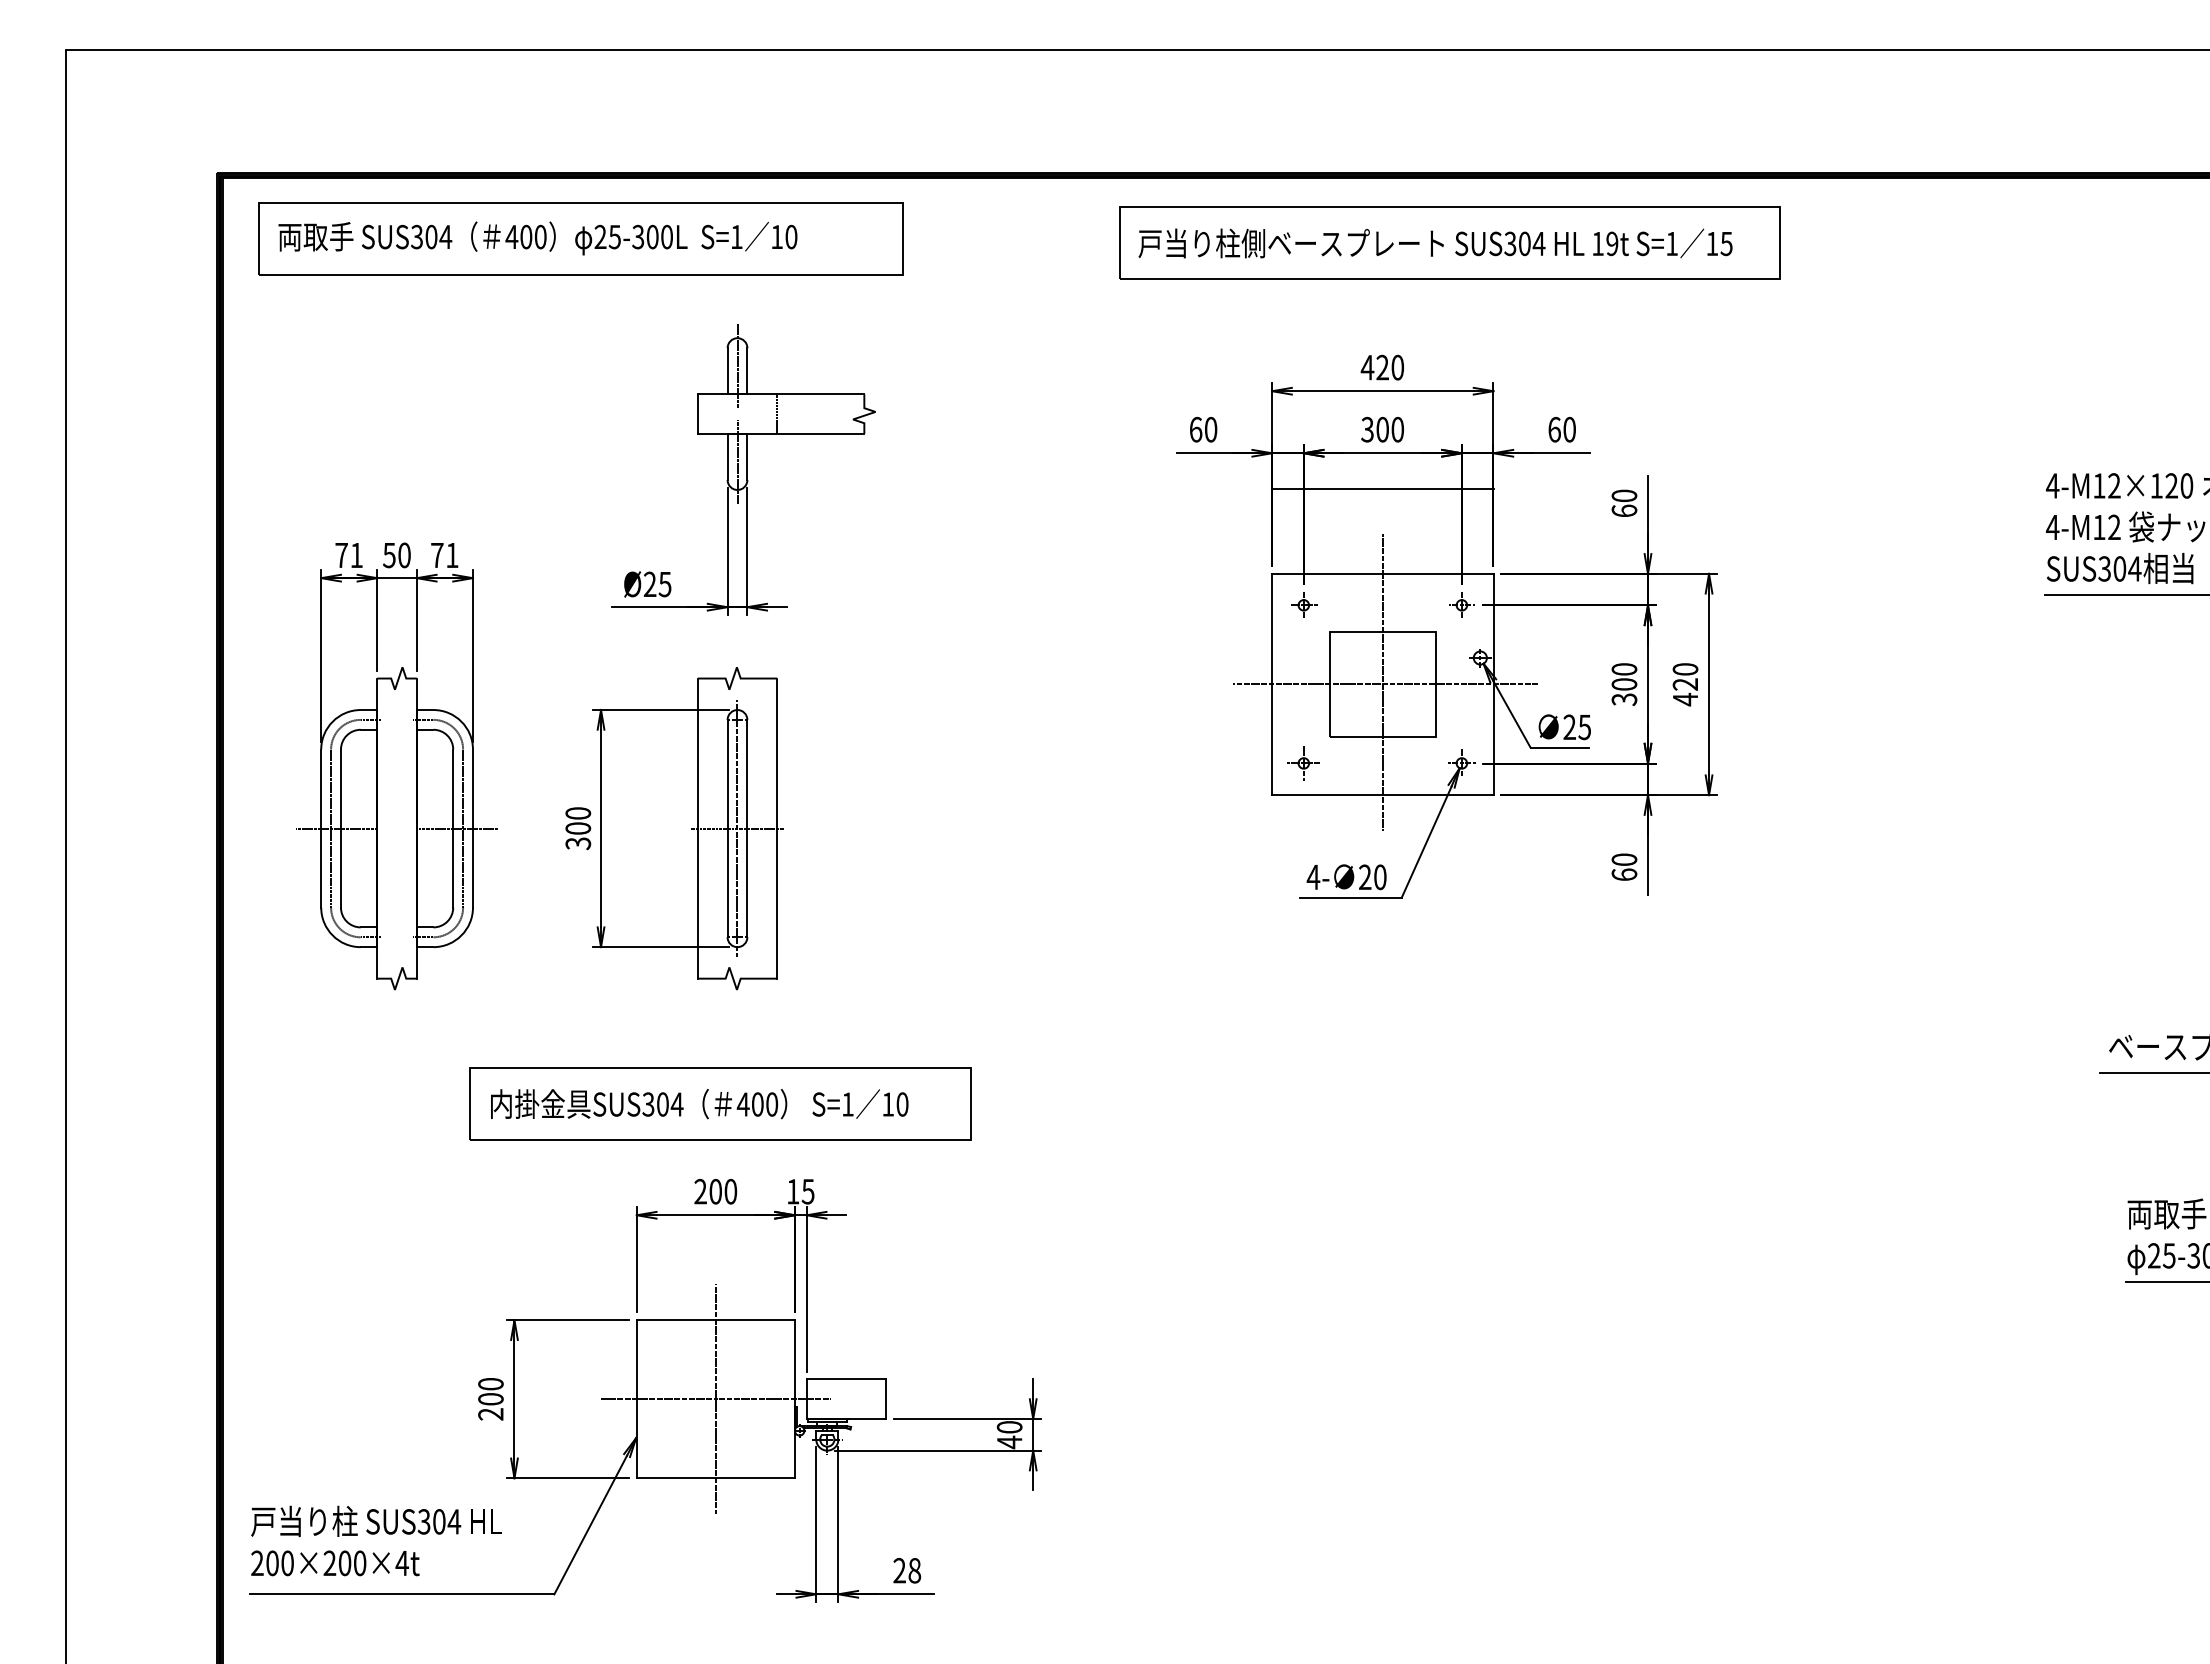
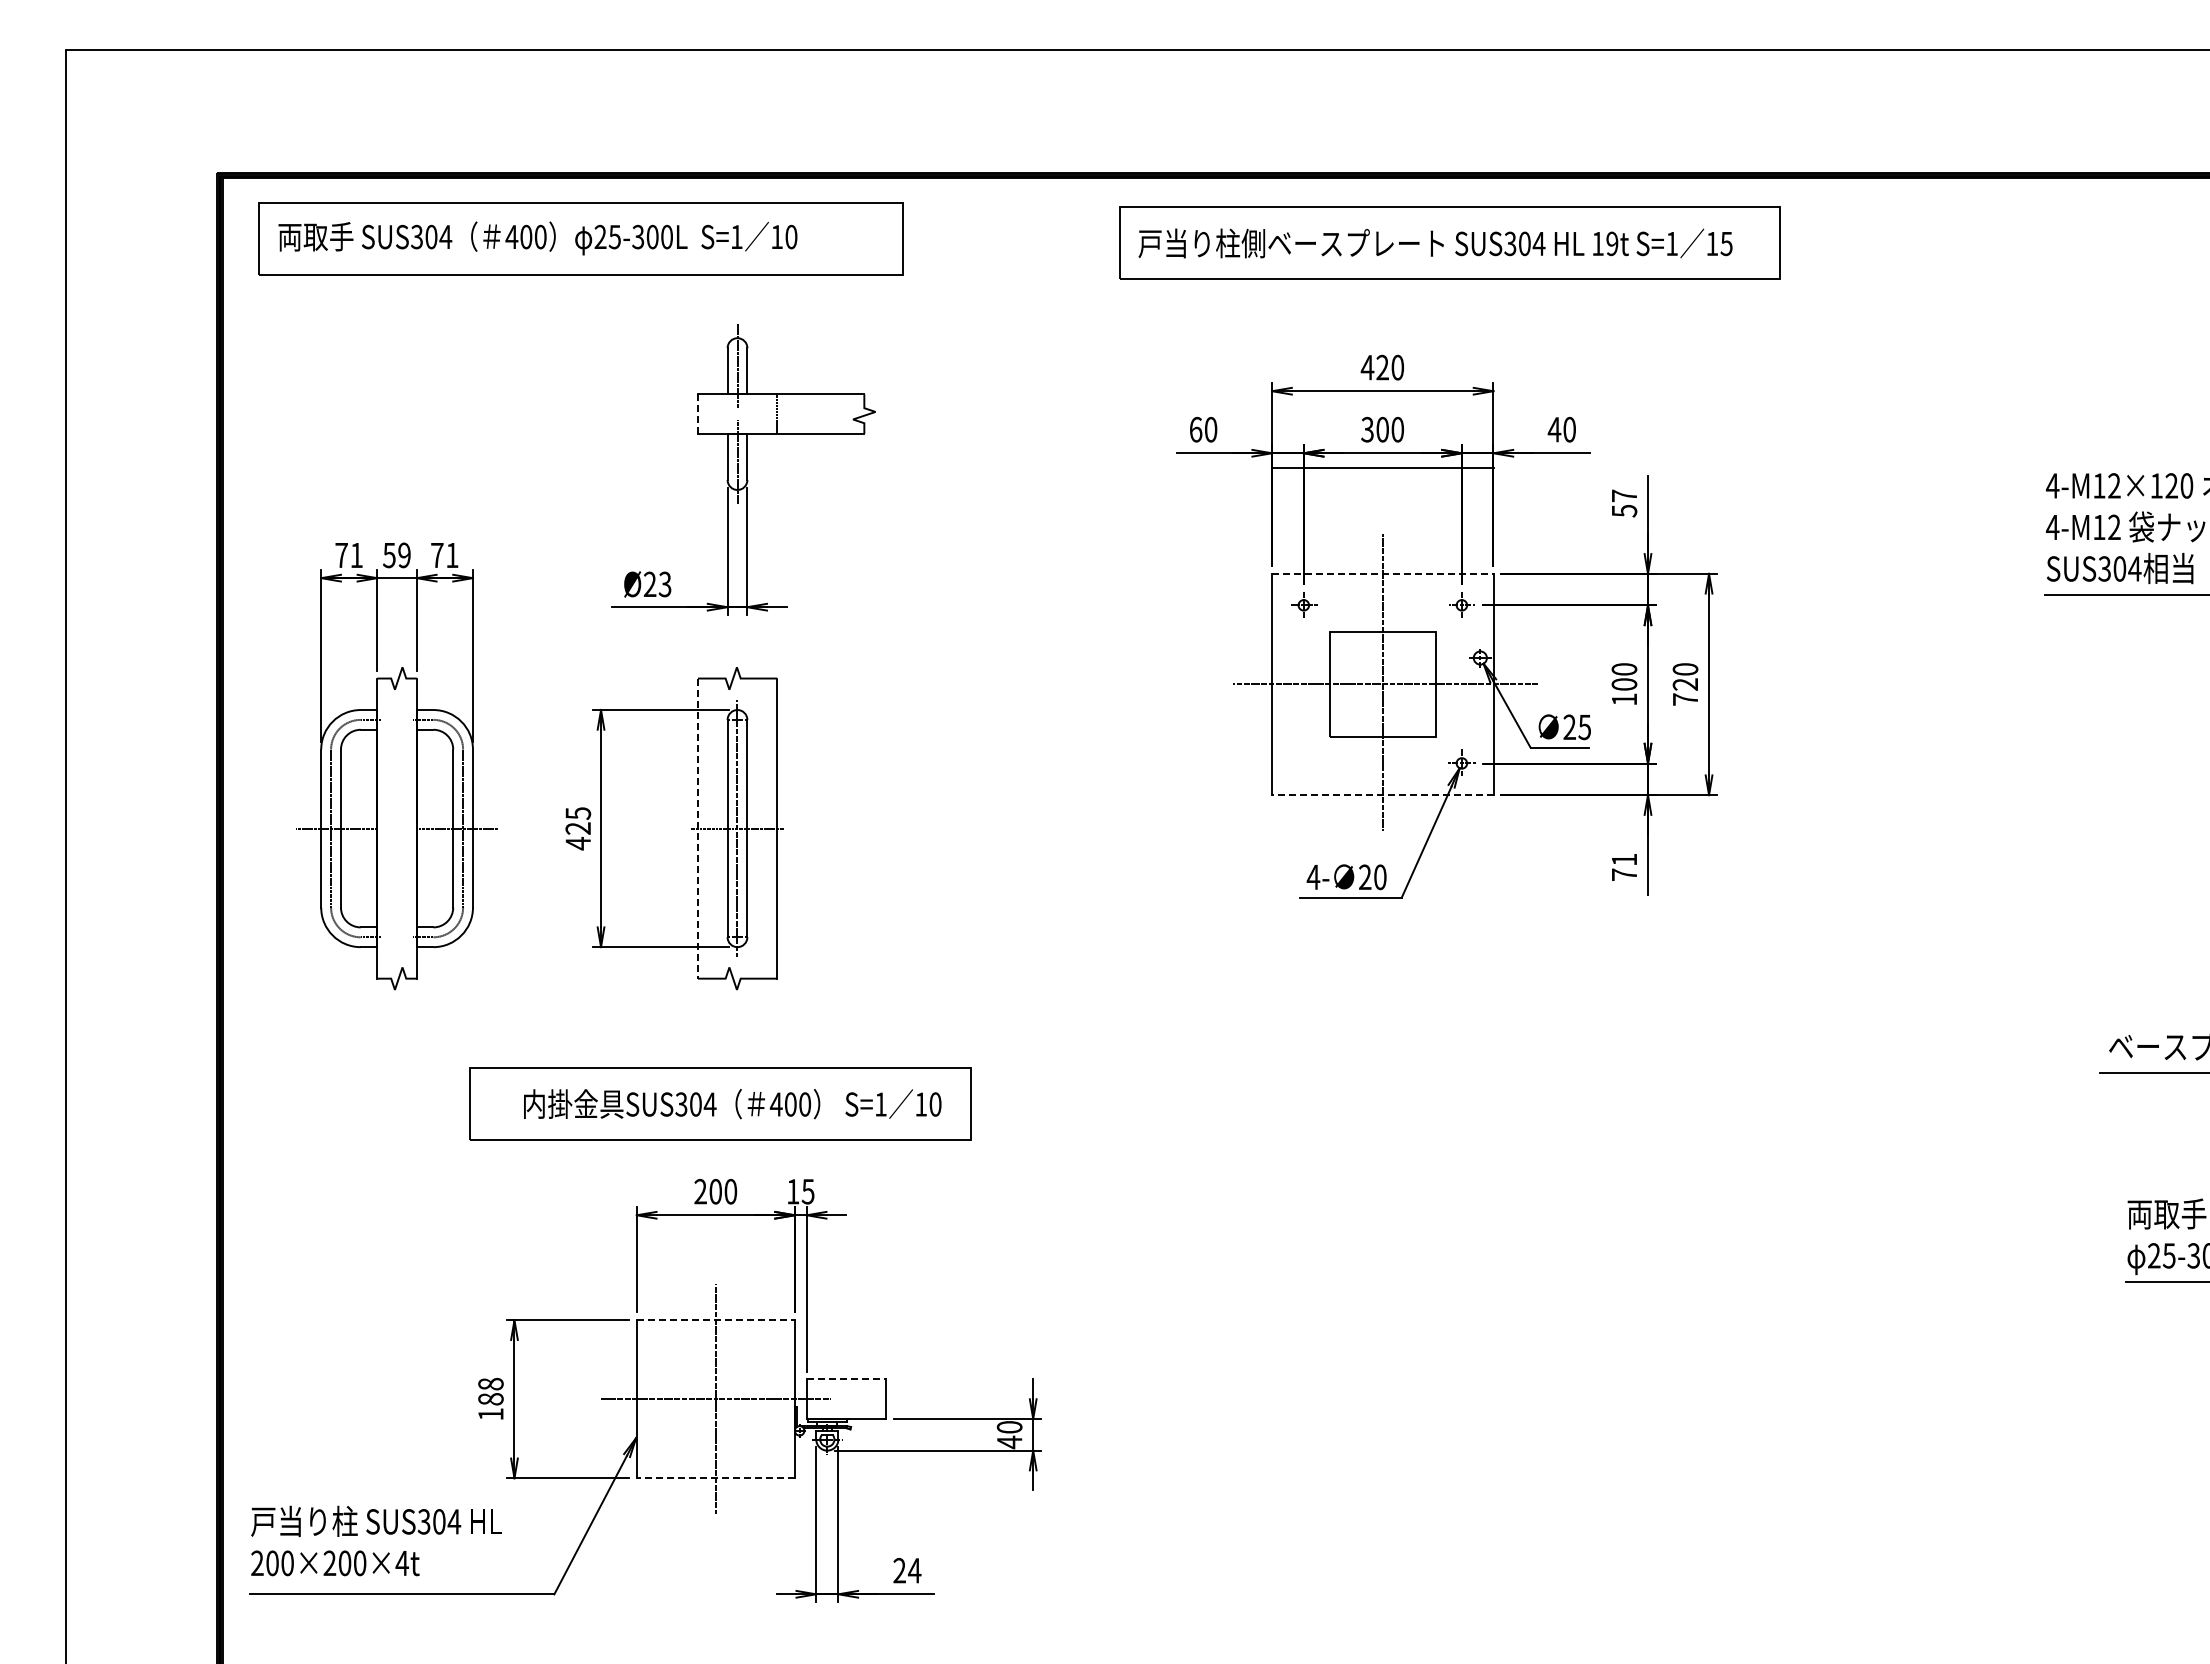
line: solid -> dashed (697, 414)
text: 60 -> 40 (1554, 429)
line position: (1382, 489) -> (1382, 468) (1382, 468)
text: 60 -> 57 (1624, 503)
text: 50 -> 59 (404, 555)
line: solid -> dashed (1382, 573)
text: Ø25 -> Ø23 (665, 583)
text: 300 -> 100 (1624, 699)
text: 420 -> 720 (1685, 699)
part: present -> none (1303, 763)
line: solid -> dashed (1382, 795)
text: 300 -> 425 (578, 828)
line: solid -> dashed (697, 829)
text: 60 -> 71 (1624, 866)
text position: (699, 1104) -> (732, 1104) (732, 1104)
line: solid -> dashed (716, 1320)
line: solid -> dashed (846, 1379)
text: 200 -> 188 (490, 1398)
line: solid -> dashed (715, 1478)
text: 28 -> 24 (914, 1570)
